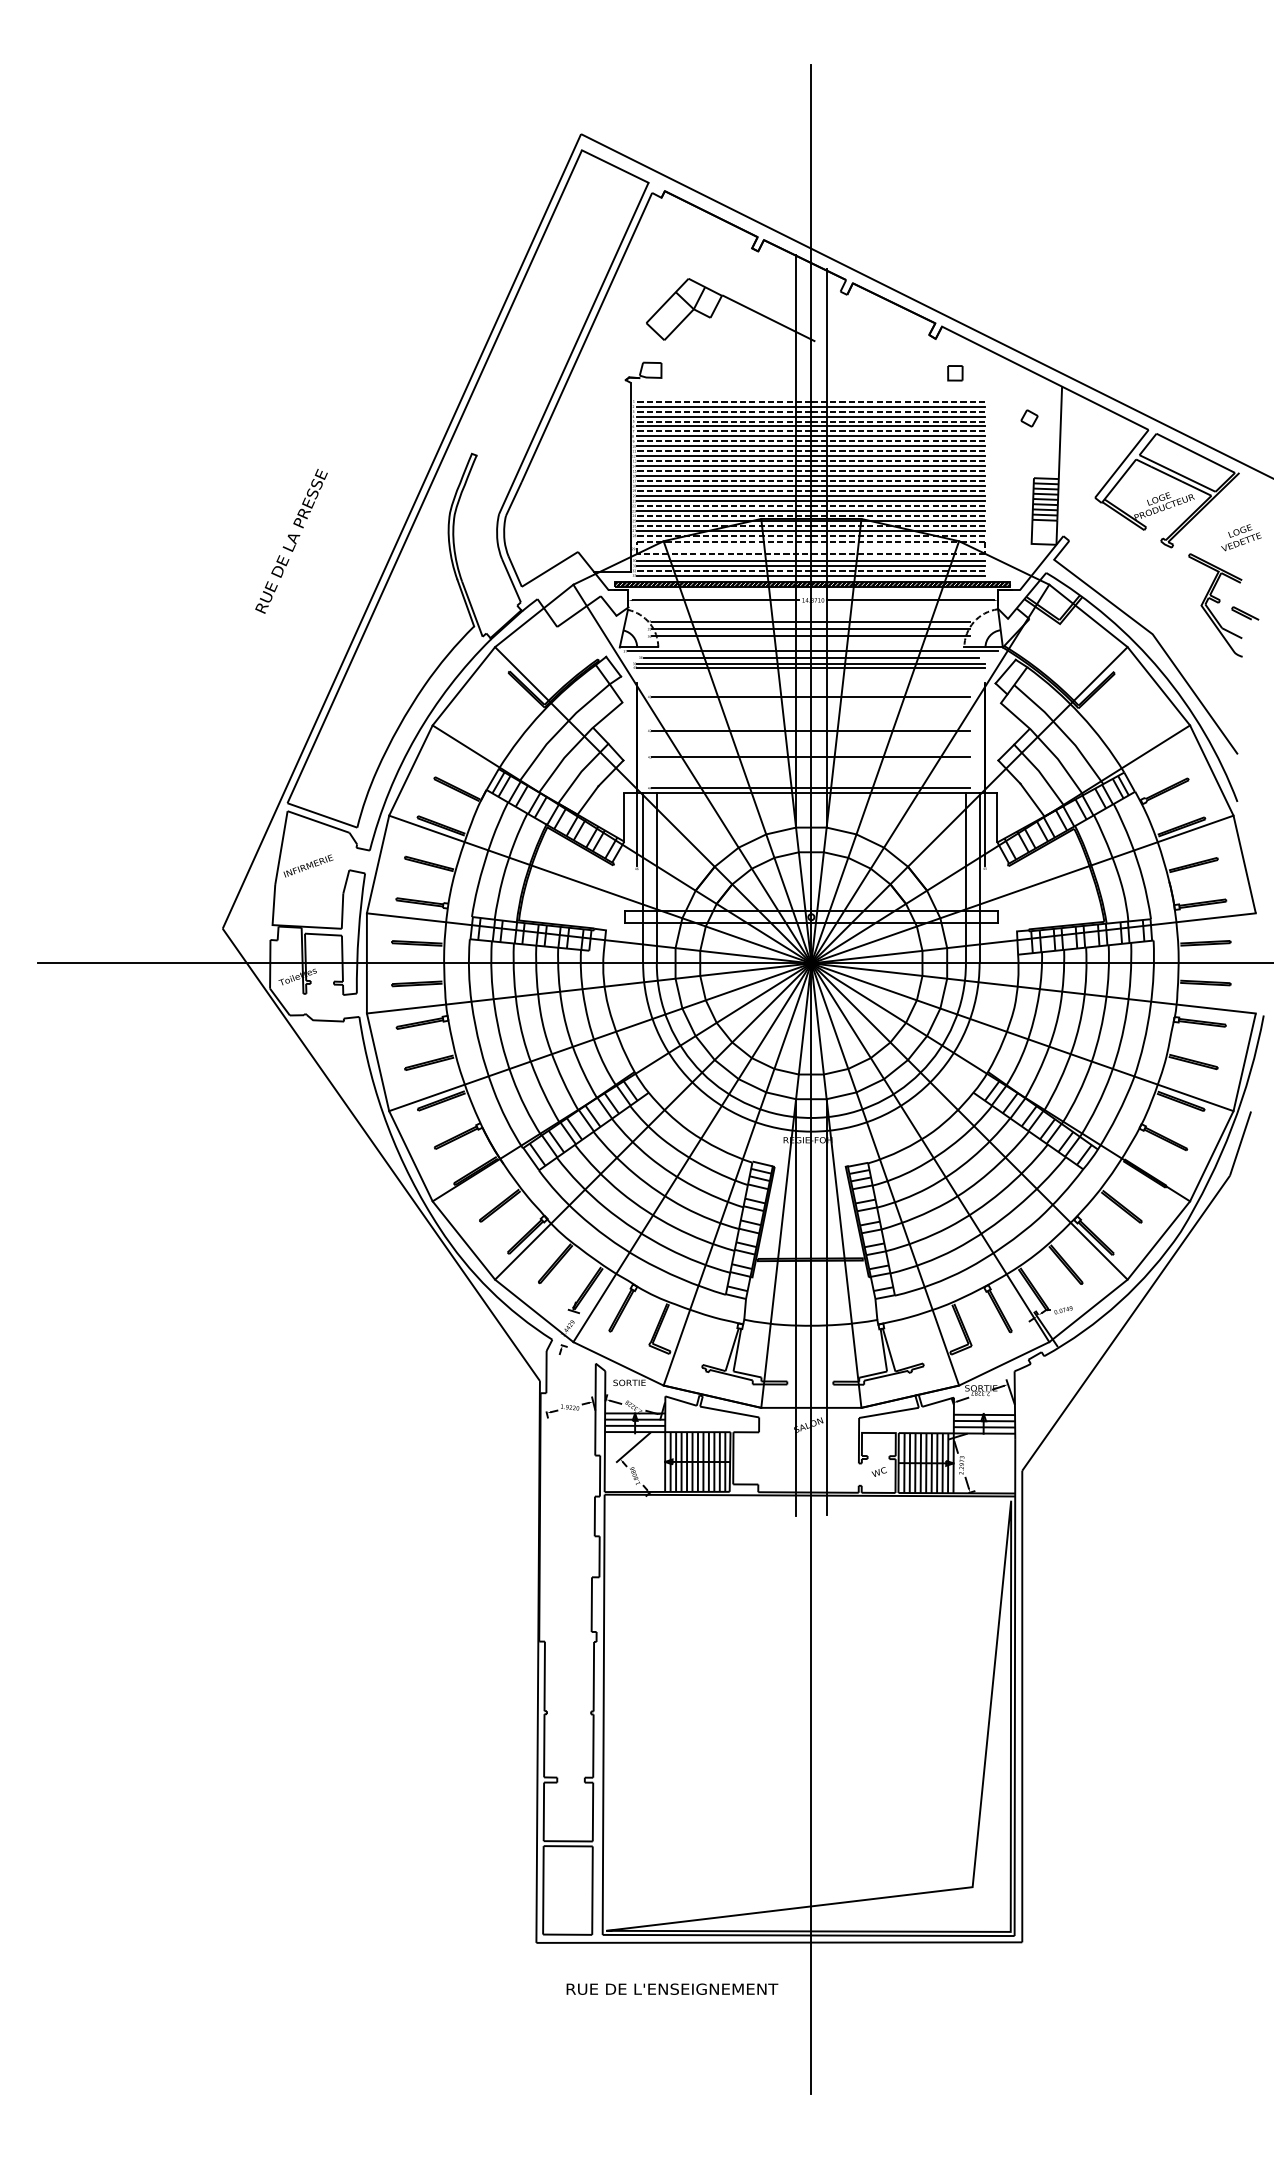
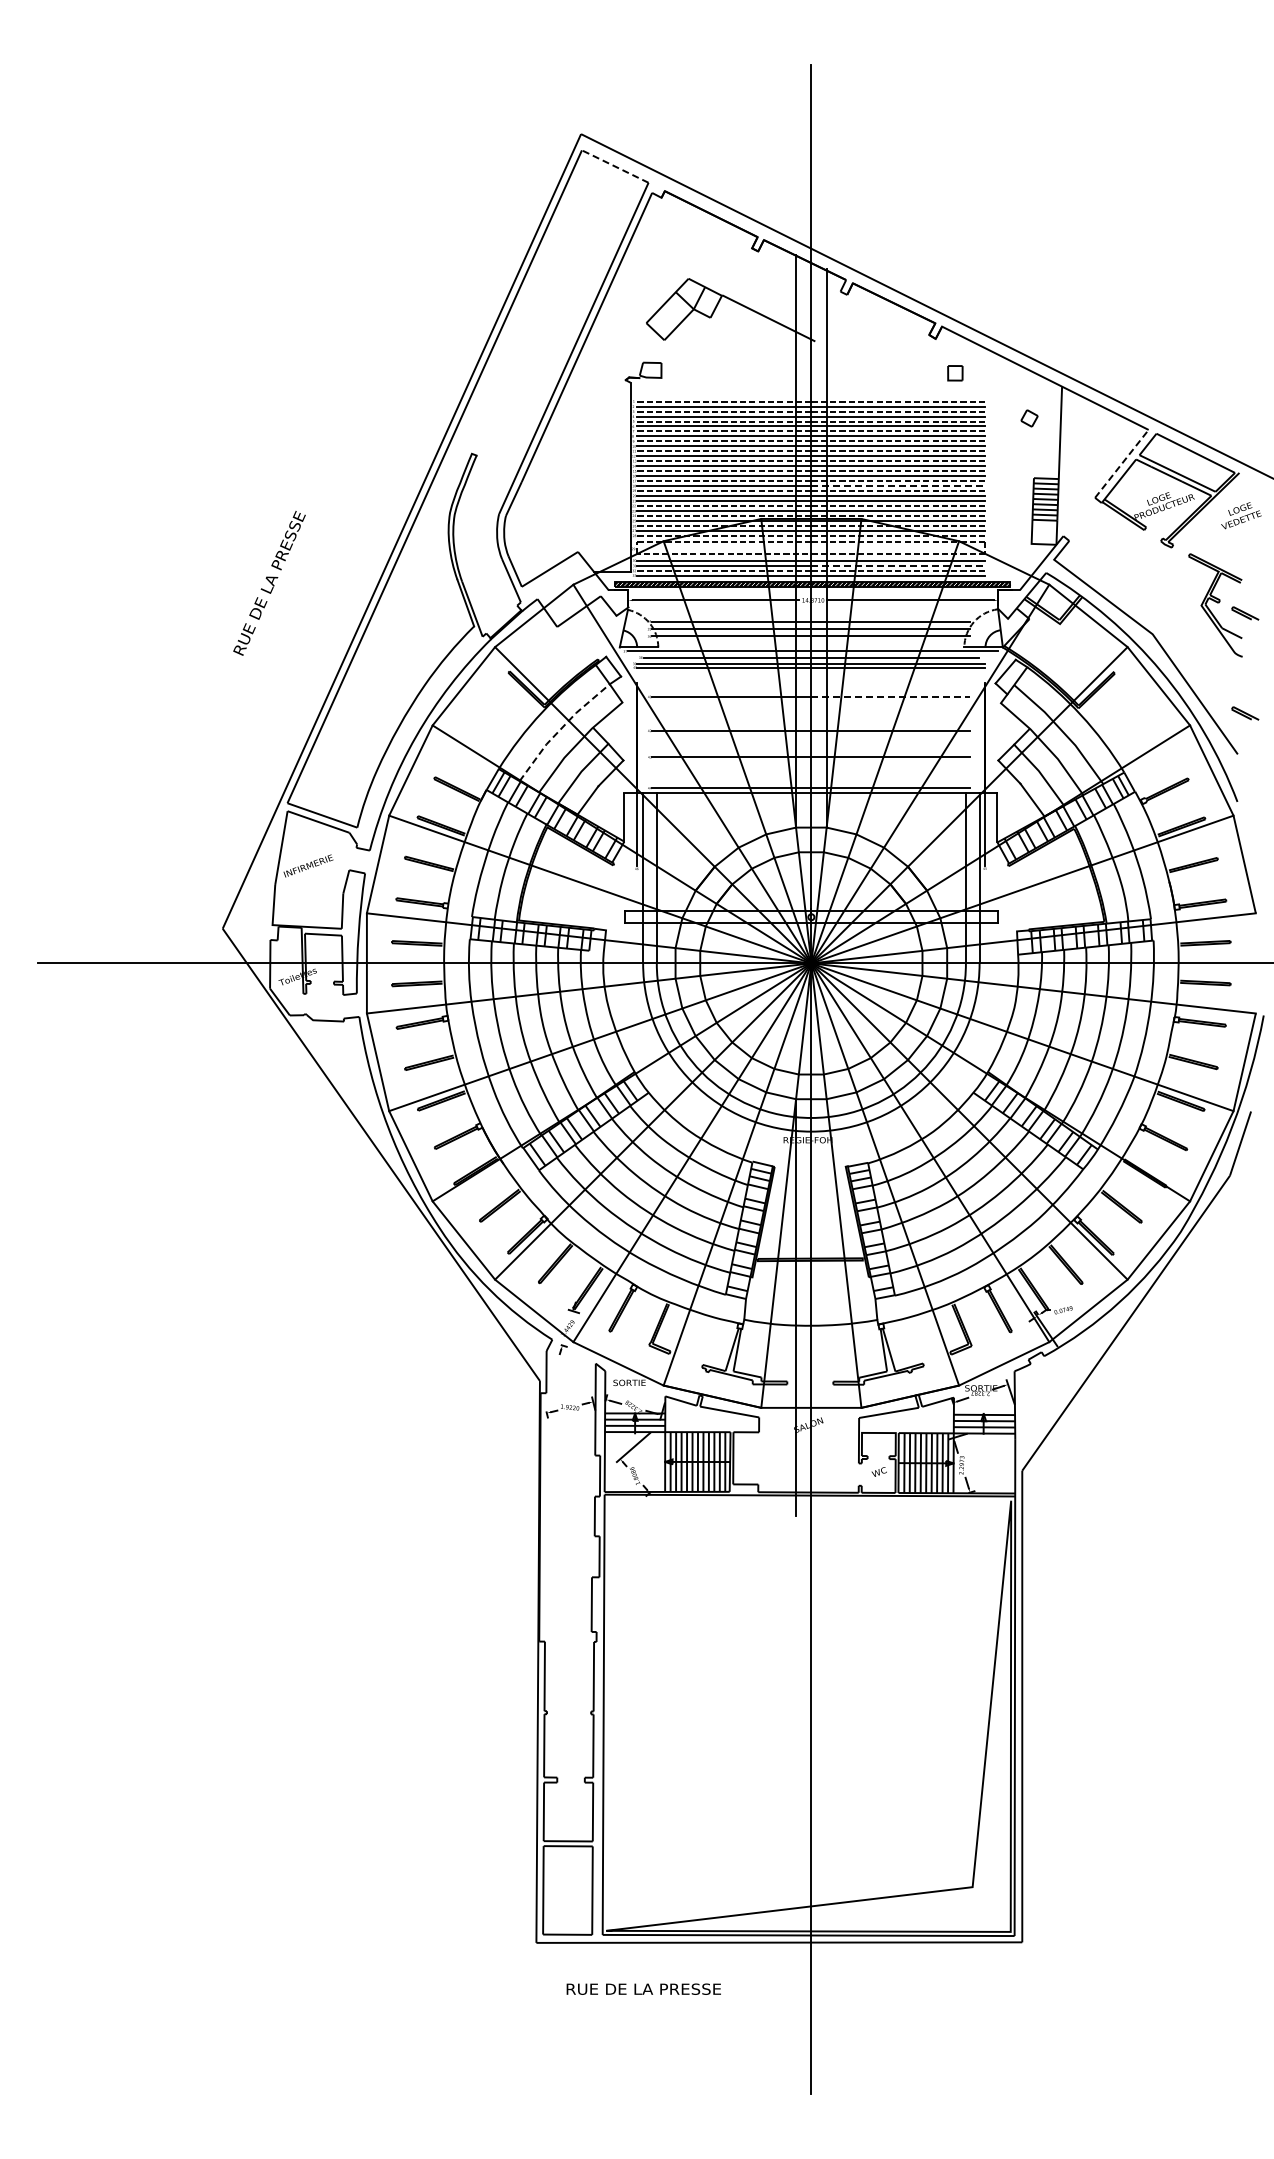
line: solid -> dashed (614, 166)
line: solid -> dashed (1122, 463)
line: solid -> dashed (898, 486)
text position: (1241, 537) -> (1241, 515) (1241, 515)
text position: (291, 541) -> (269, 583) (269, 583)
line: solid -> dashed (898, 565)
line: solid -> dashed (890, 697)
part: none -> present (1245, 713)
line: solid -> dashed (561, 728)
line: present -> none (826, 1307)
text: RUE DE L'ENSEIGNEMENT -> RUE DE LA PRESSE (710, 1988)
